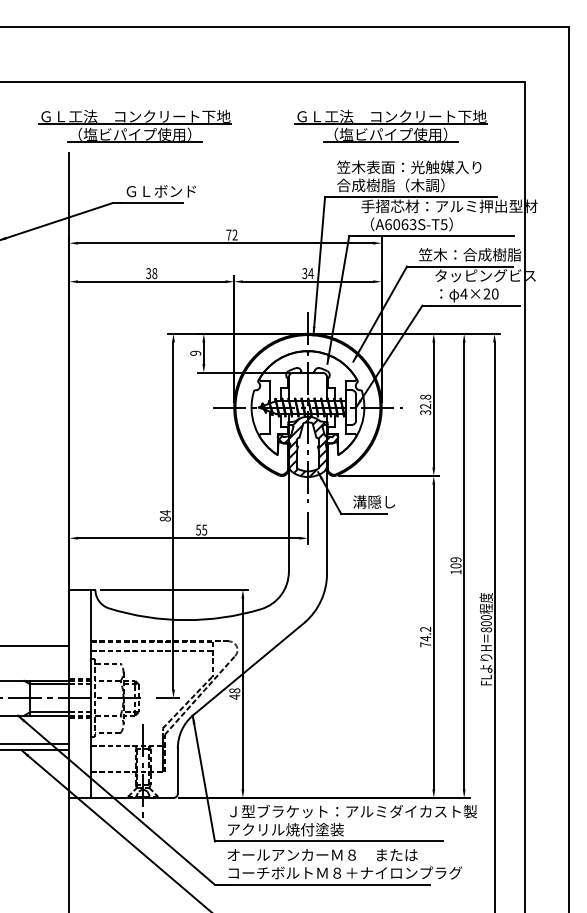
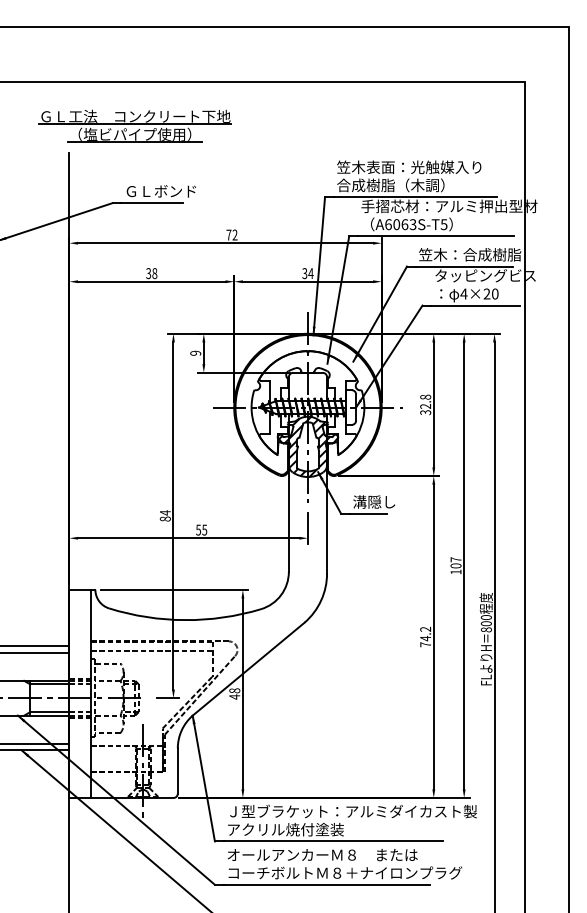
part: present -> none (390, 125)
text: 109 -> 107 (455, 559)
line: none -> present (35, 652)
